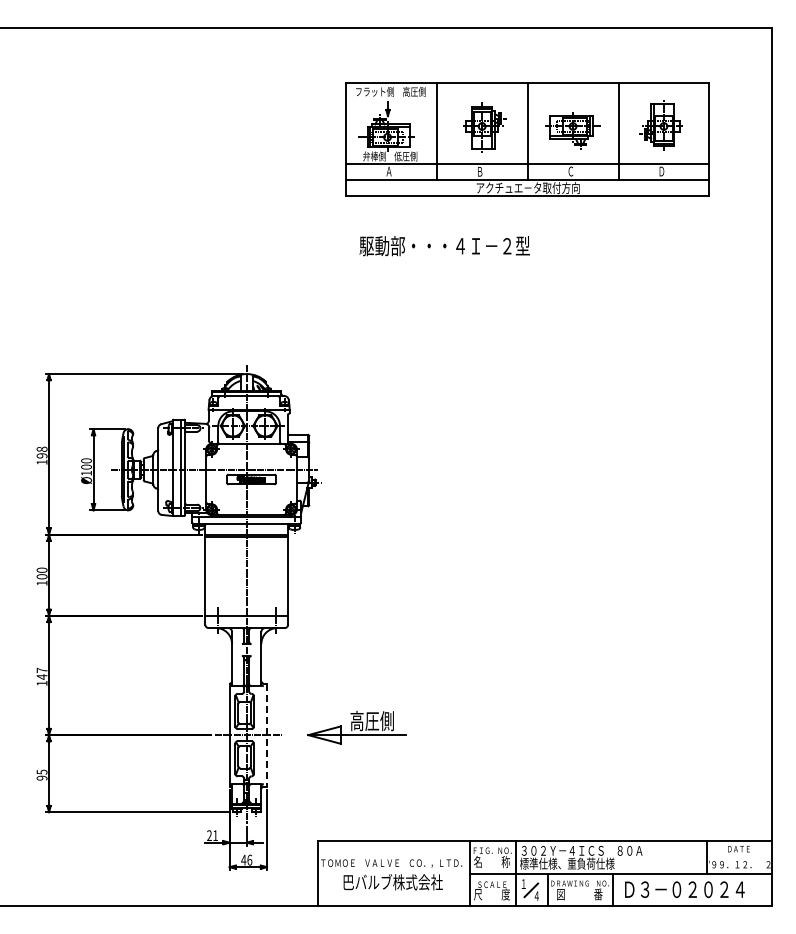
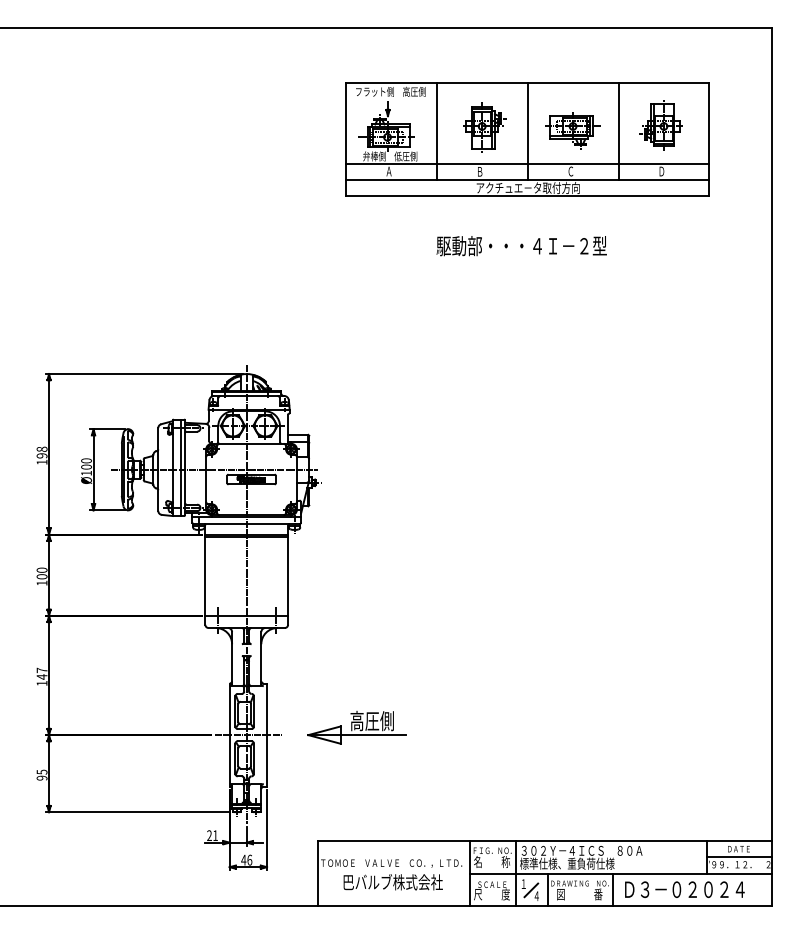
text position: (444, 246) -> (521, 246) (521, 246)
line: dashed -> solid (267, 735)
line: none -> present (739, 857)
